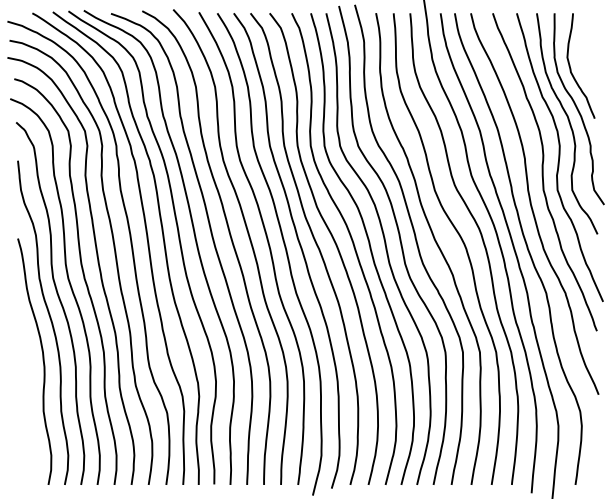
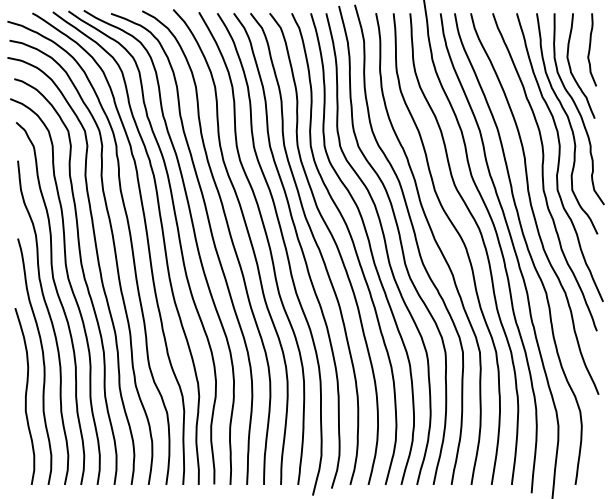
curve: none -> present (590, 49)
curve: none -> present (25, 396)
